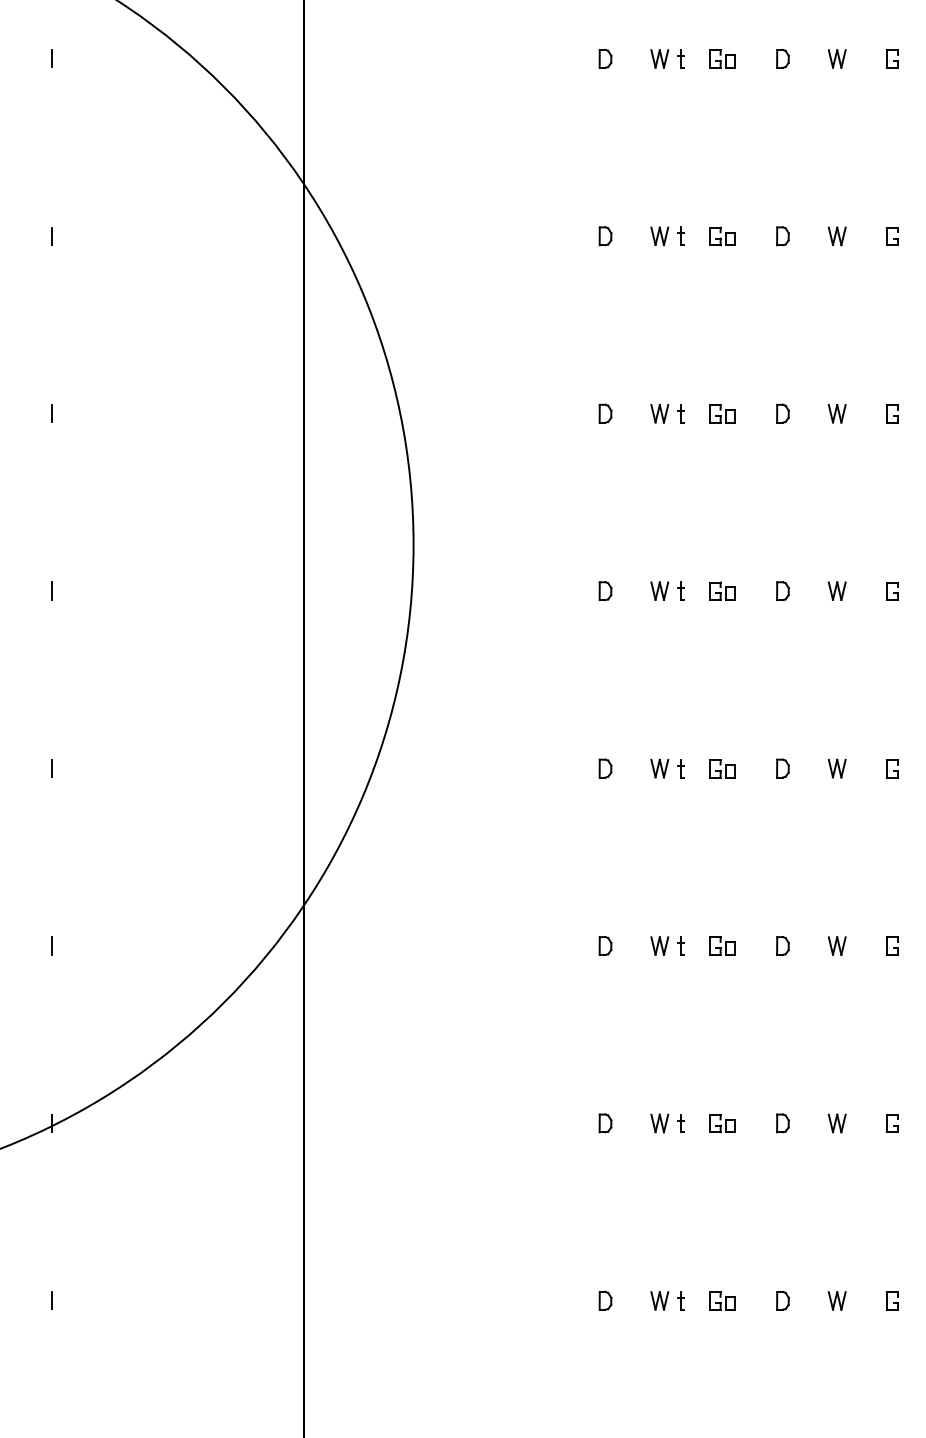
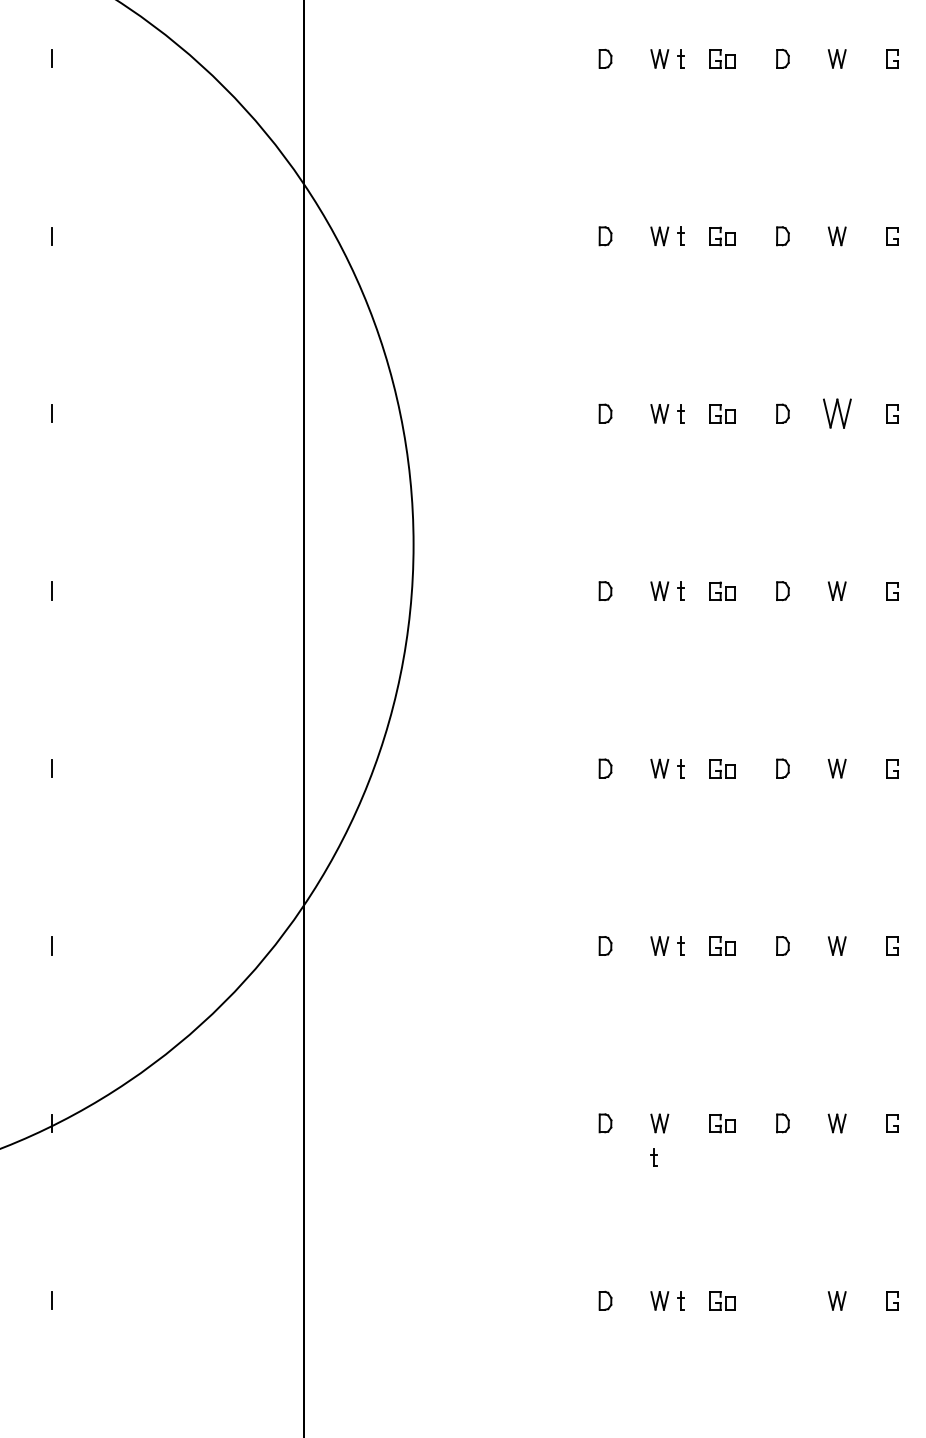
part size: 20x20 px -> 29x31 px (837, 413)
part position: (680, 1123) -> (653, 1157) (653, 1157)
part: present -> none (782, 1300)
